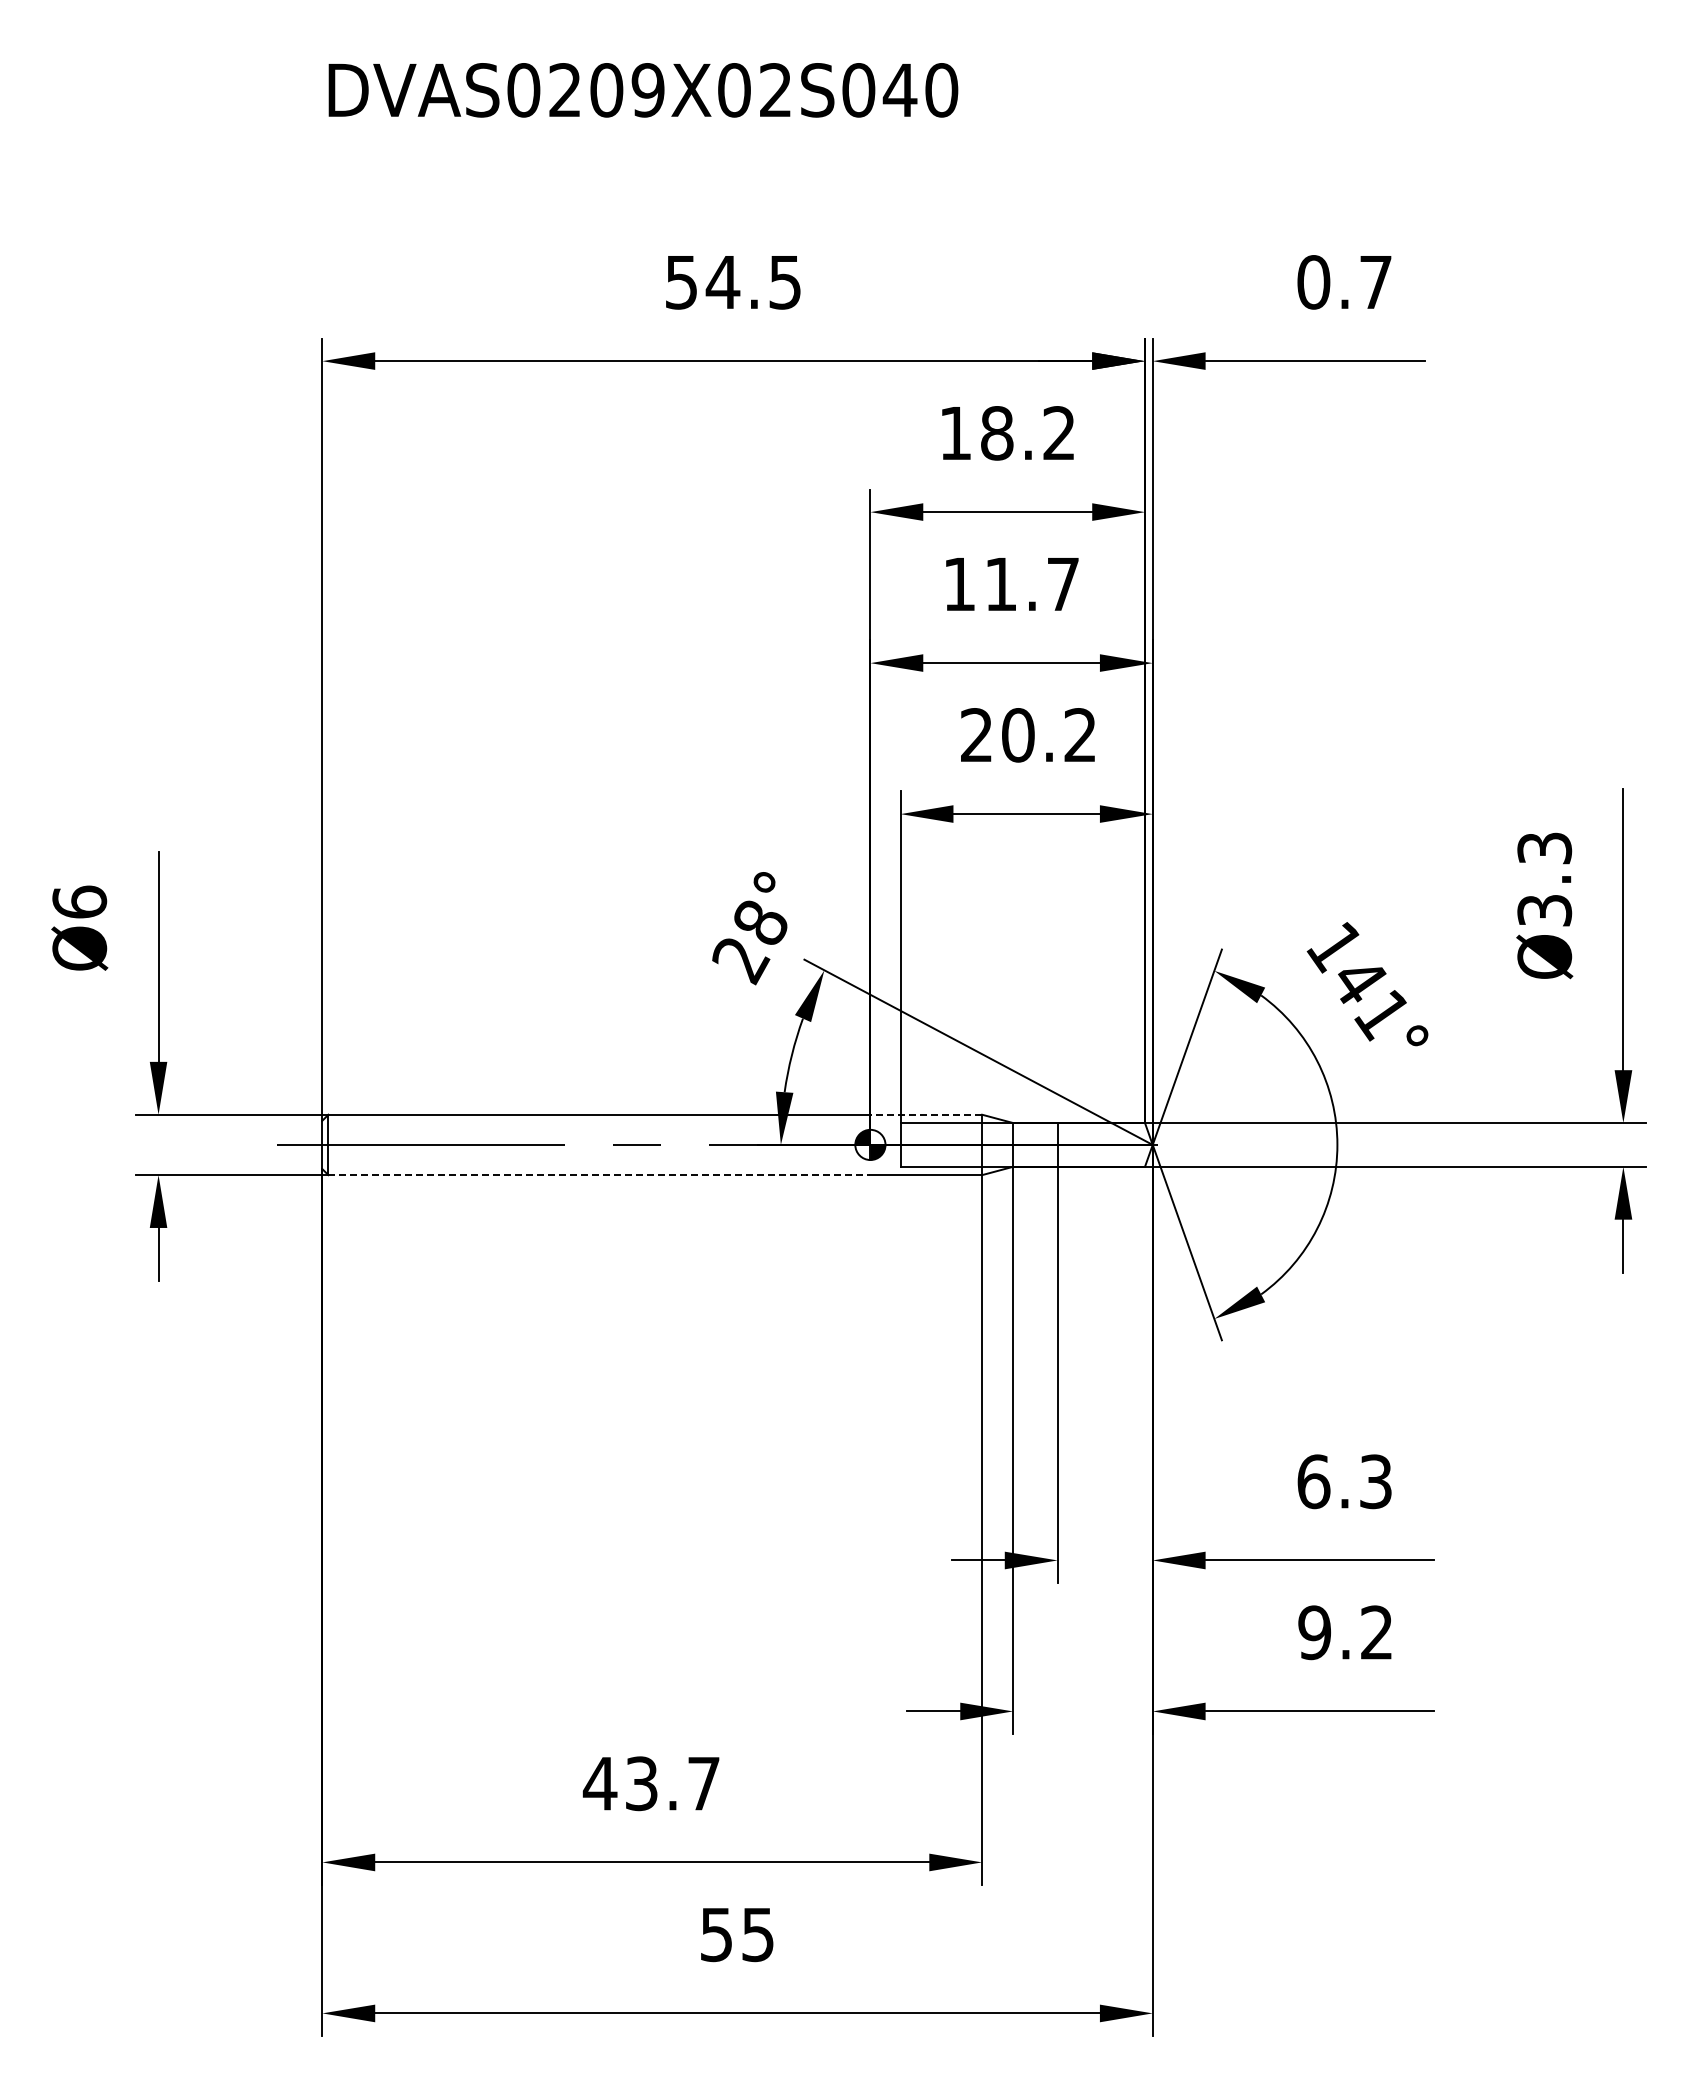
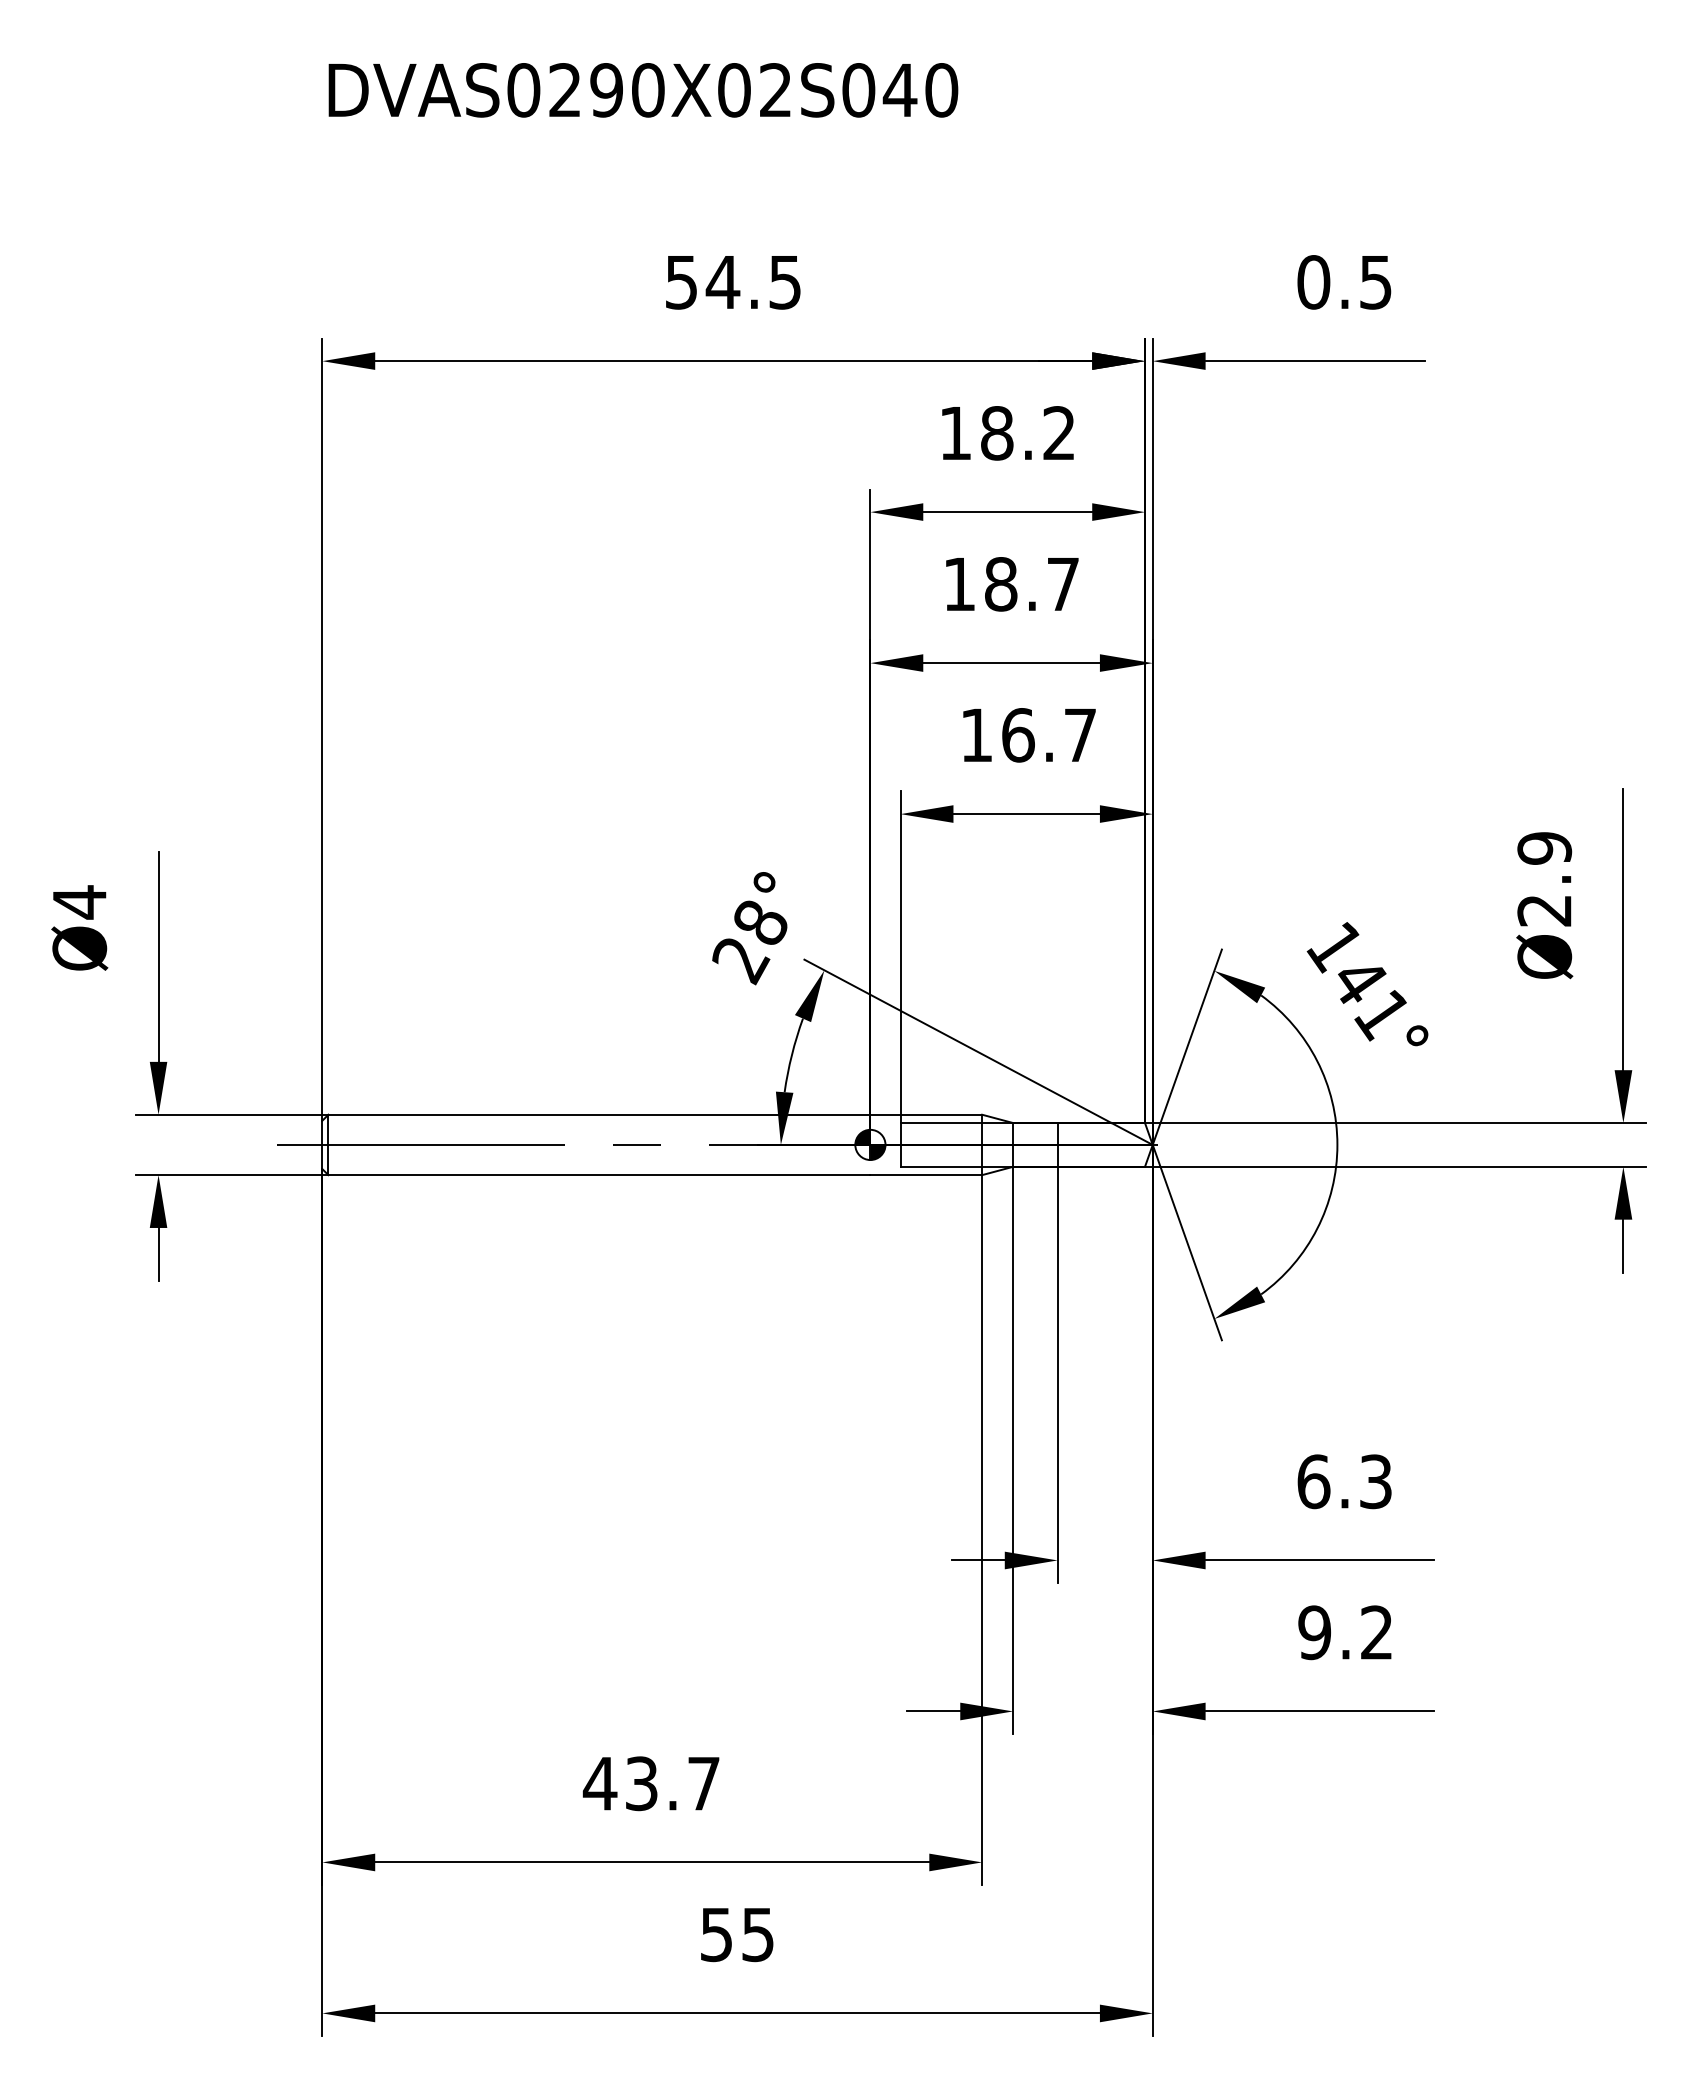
text: DVAS0209X02S040 -> DVAS0290X02S040 (627, 90)
text: 0.7 -> 0.5 (1375, 282)
text: 11.7 -> 18.7 (1001, 584)
text: 20.2 -> 16.7 (1028, 735)
text: Ø3.3 -> Ø2.9 (1544, 879)
text: Ø6 -> Ø4 (79, 902)
line: dashed -> solid (926, 1114)
line: dashed -> solid (599, 1175)
